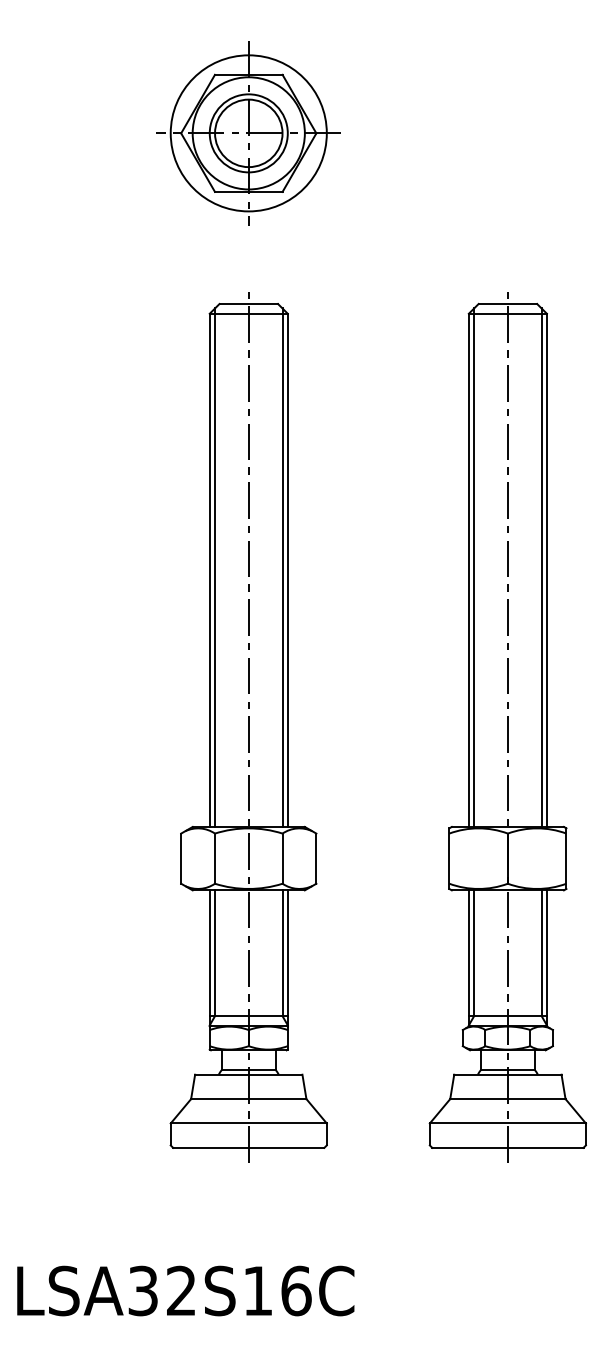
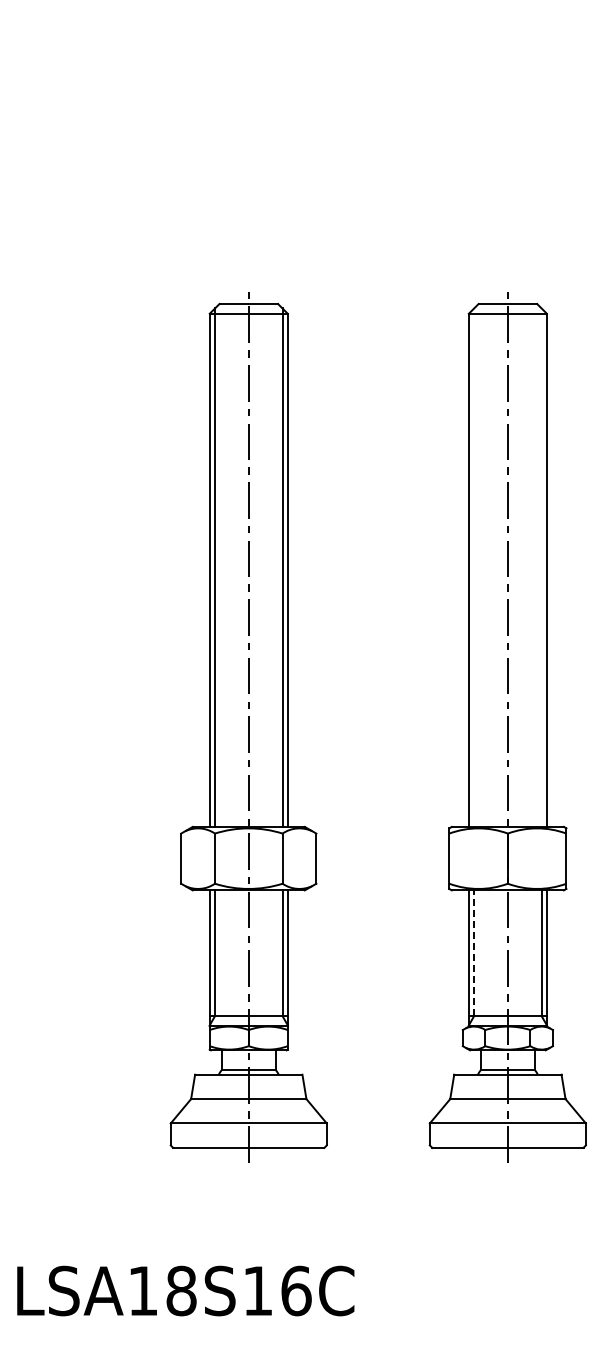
part: present -> none (248, 133)
line: present -> none (474, 567)
line: present -> none (541, 567)
line: solid -> dashed (474, 953)
text: LSA32S16C -> LSA18S16C (162, 1290)
